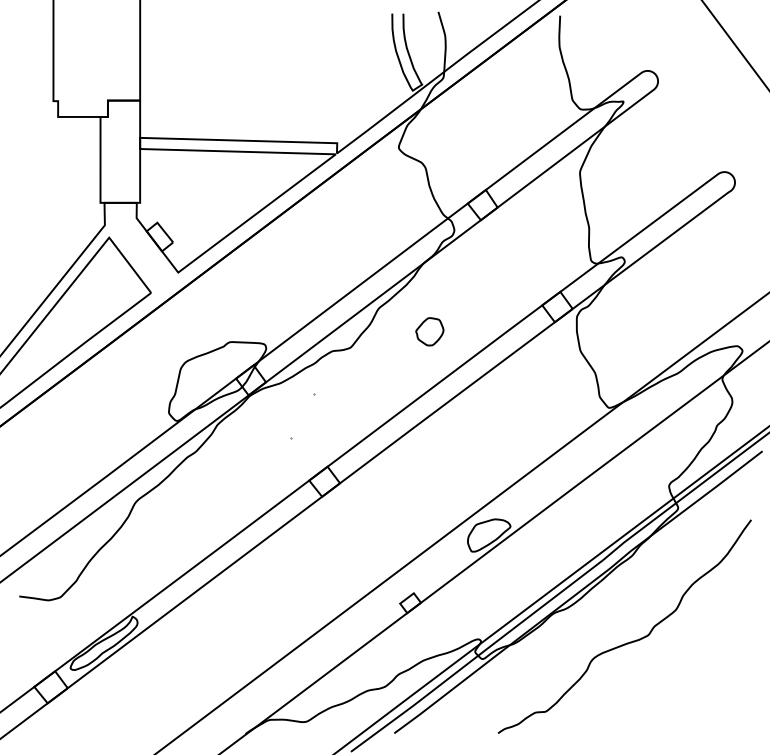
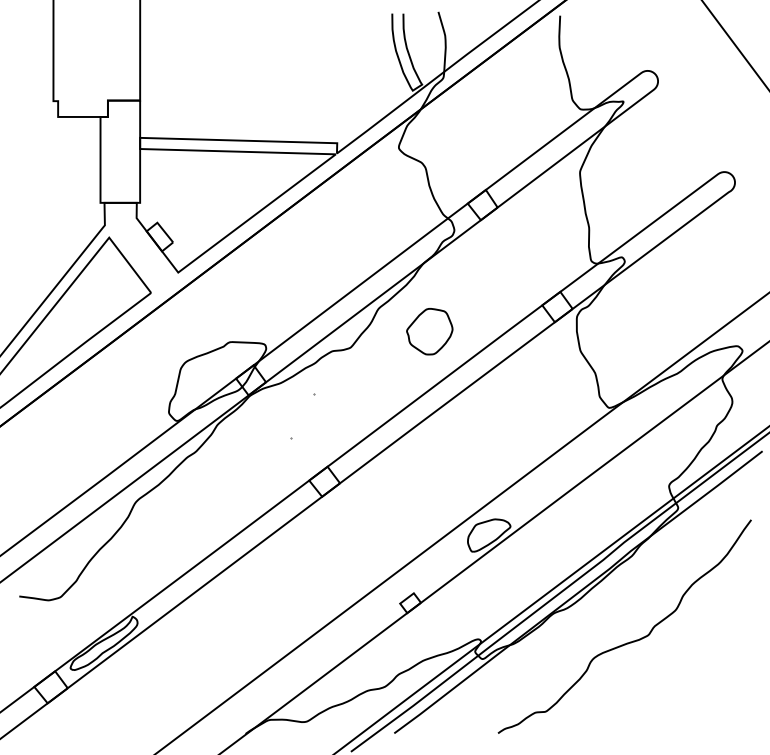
part size: 30x30 px -> 48x48 px (429, 331)
